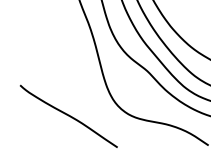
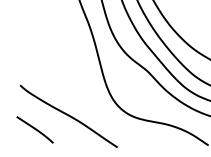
curve: none -> present (34, 129)
